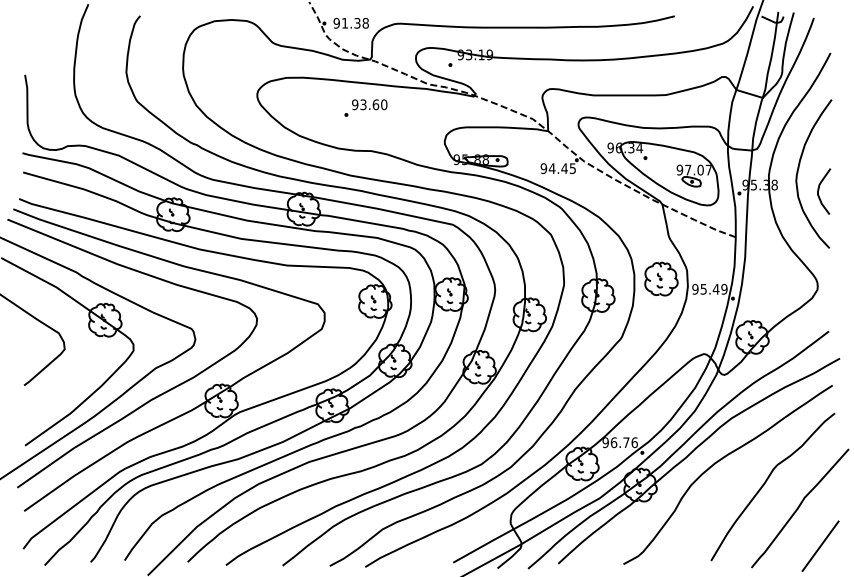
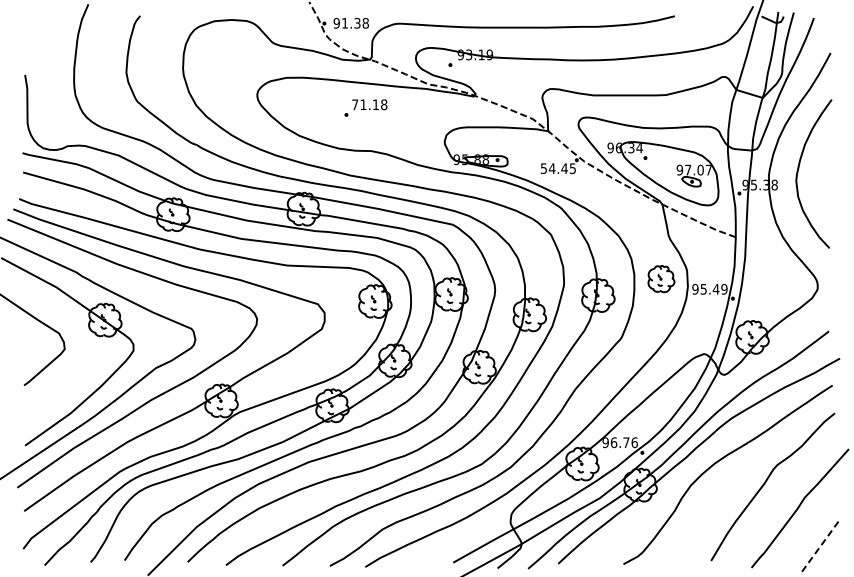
text: 93.60 -> 71.18 (369, 104)
text: 94.45 -> 54.45 (543, 168)
curve: present -> none (819, 190)
part size: 35x36 px -> 29x29 px (661, 279)
line: solid -> dashed (820, 546)
